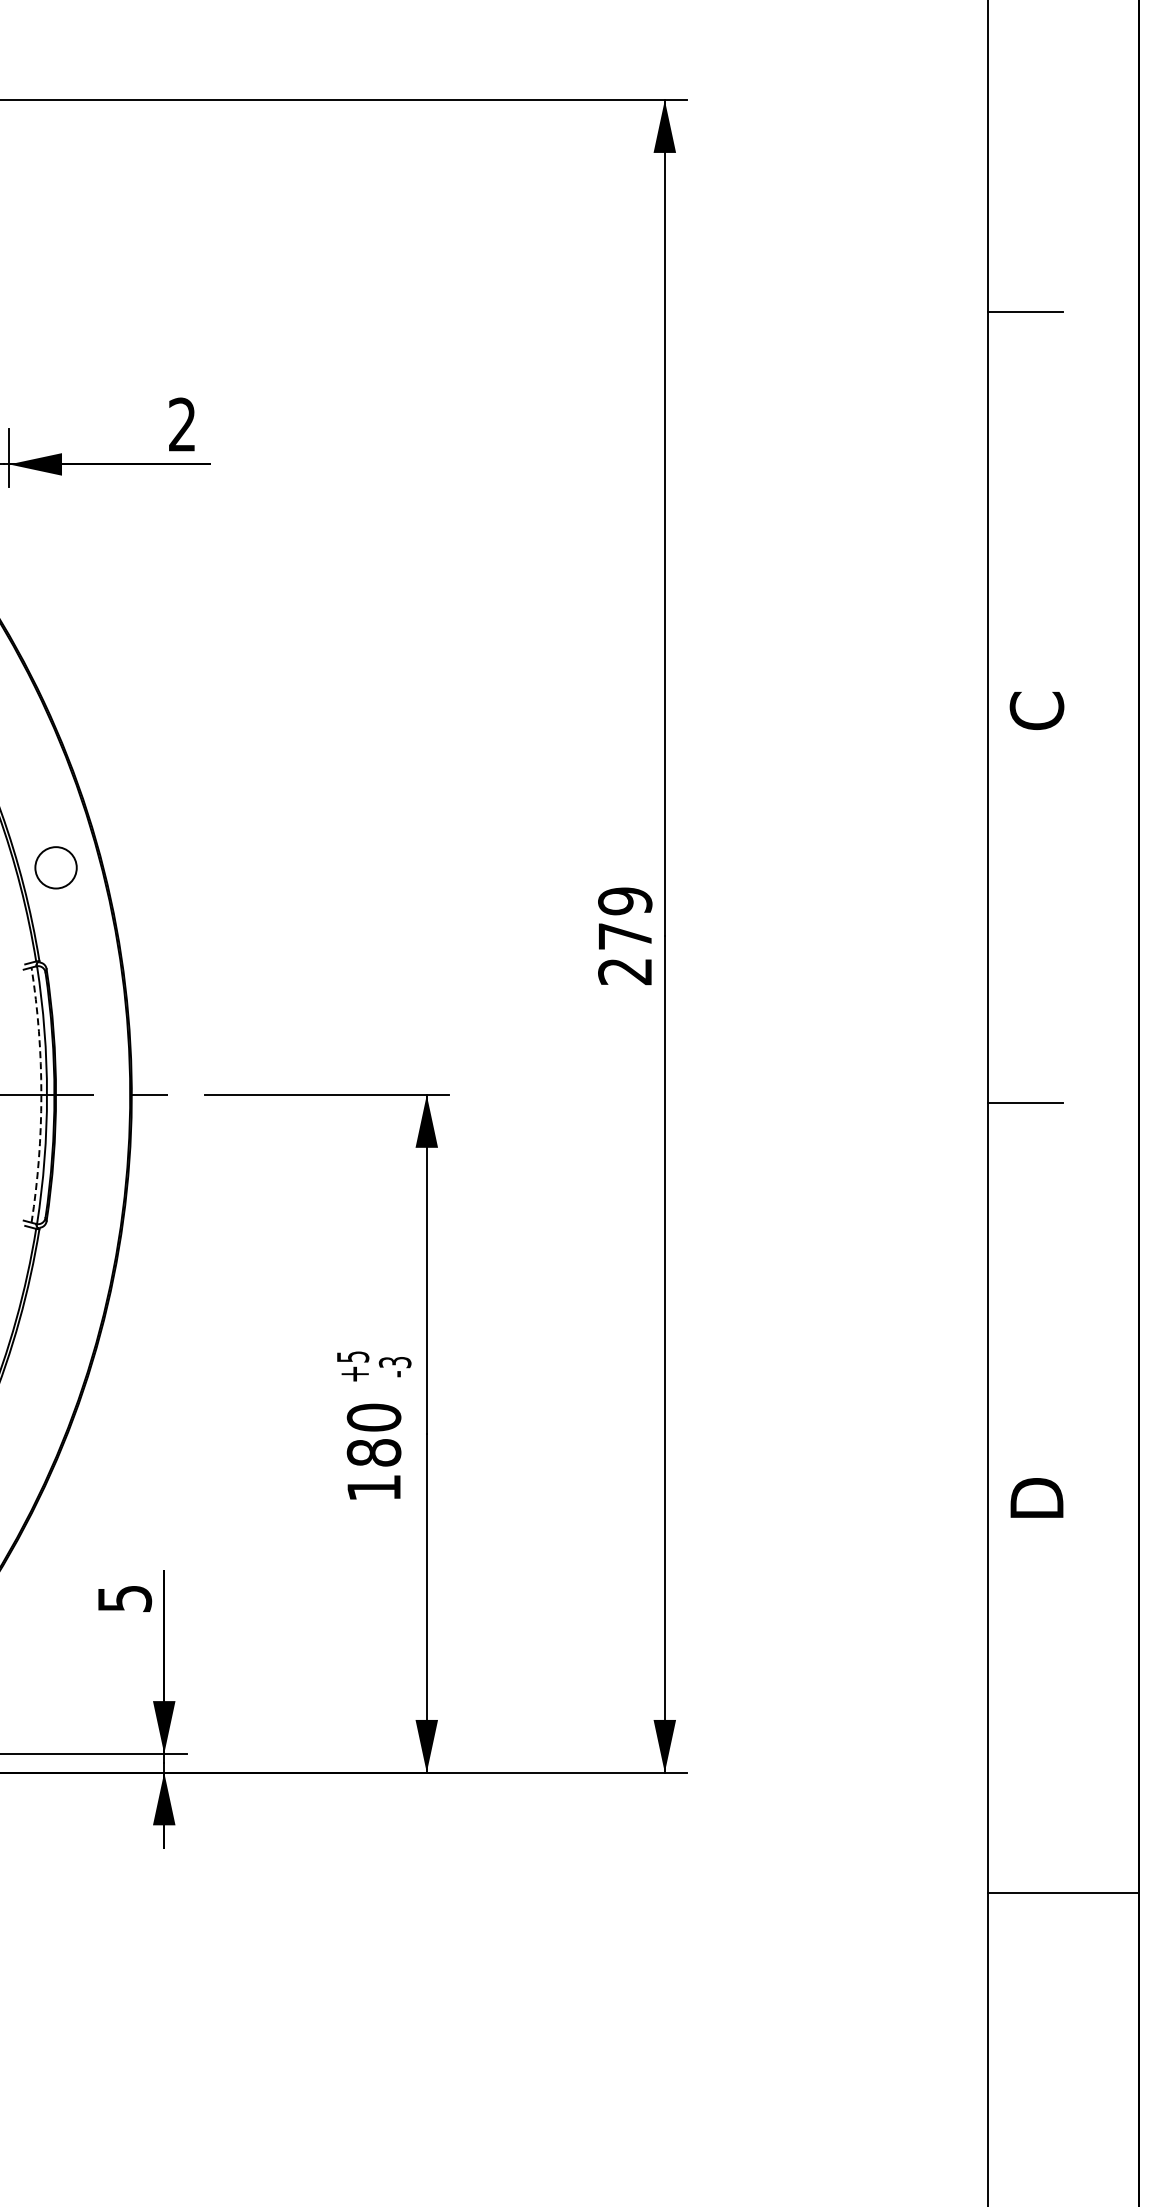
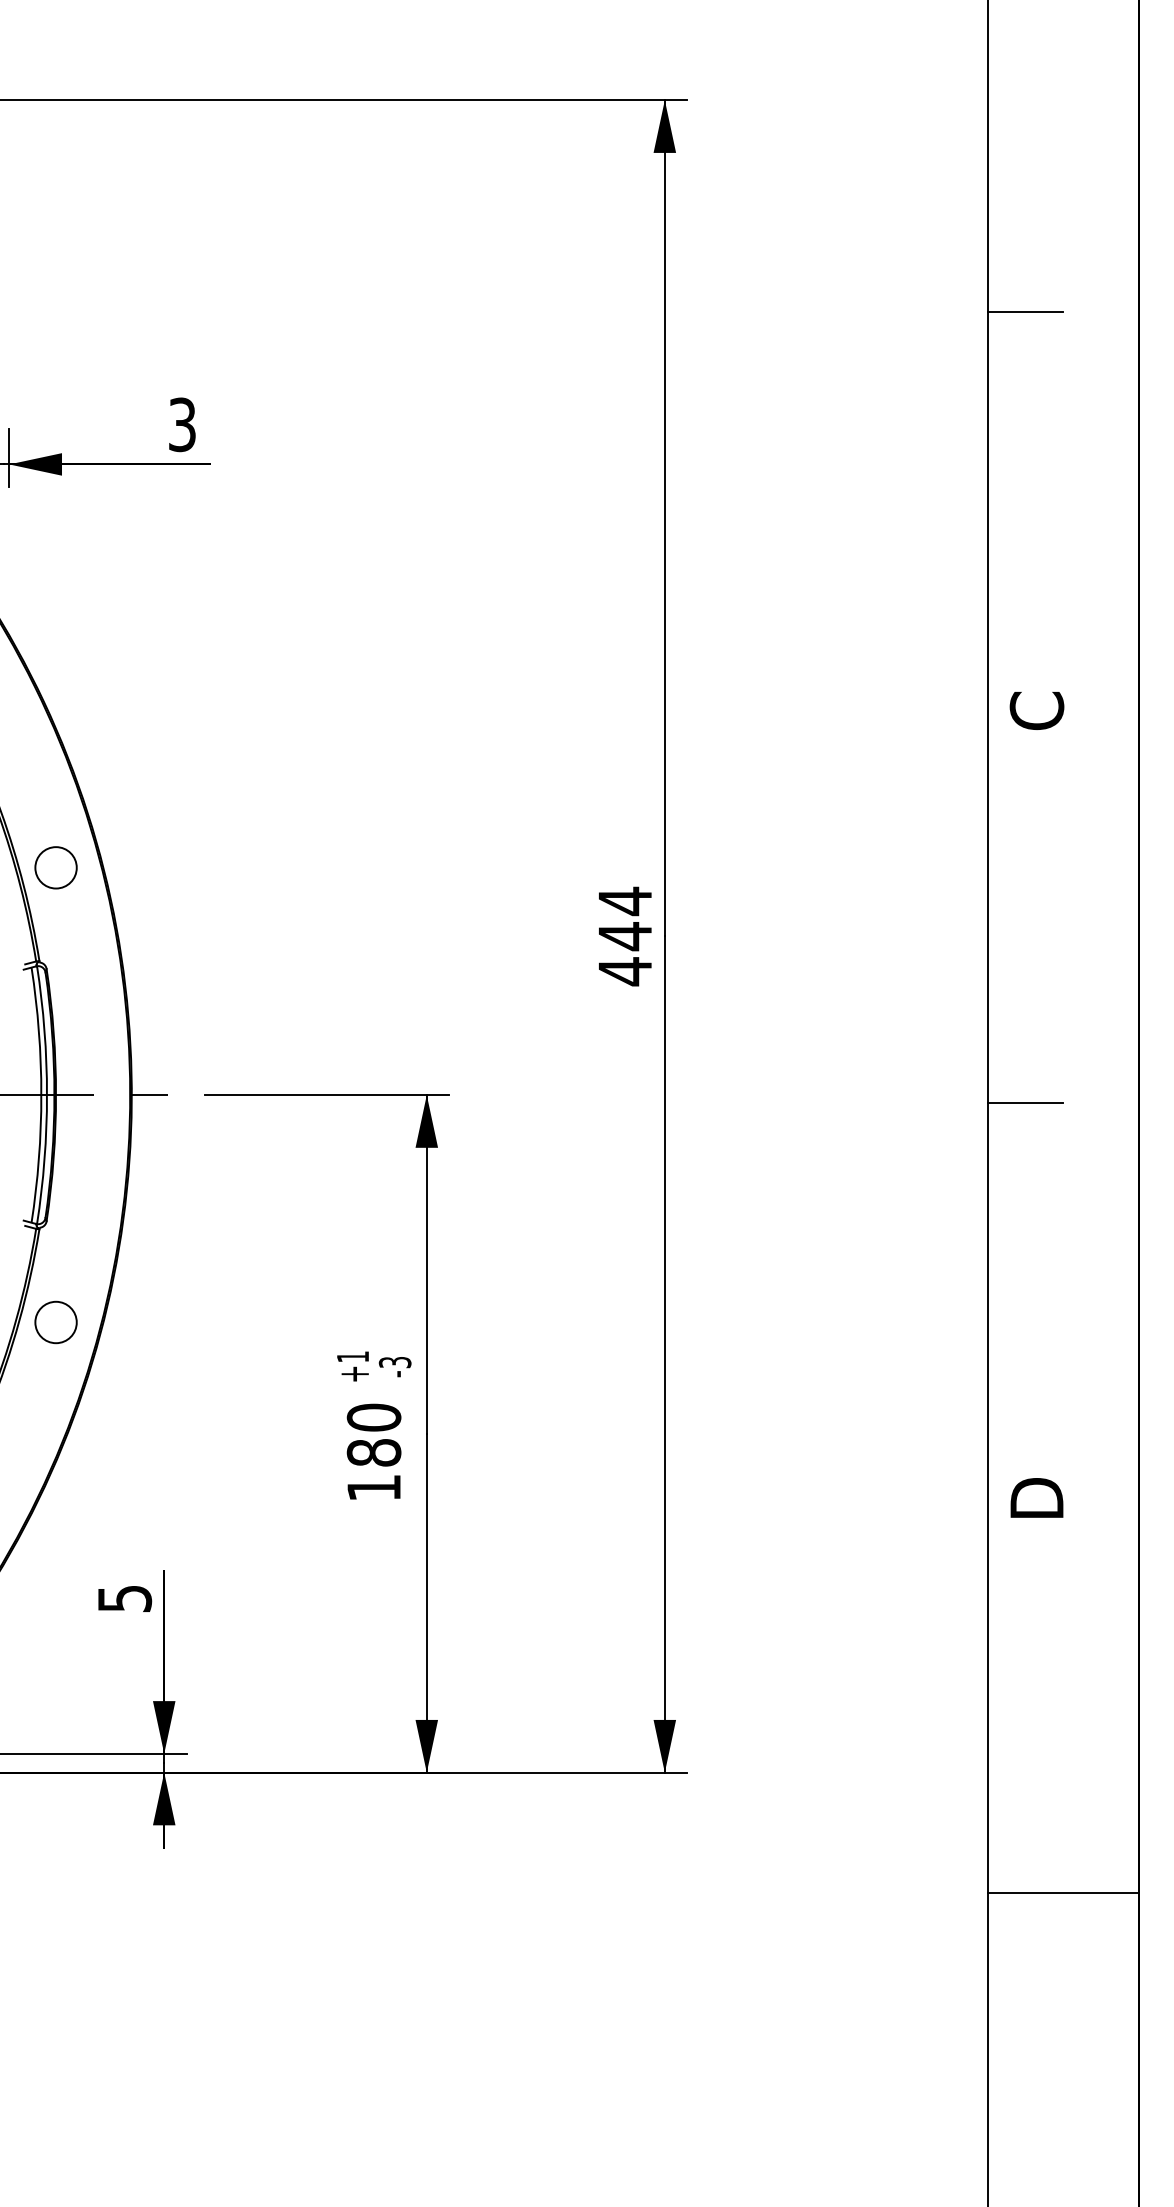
text: 2 -> 3 (182, 424)
text: 279 -> 444 (625, 936)
arc: dashed -> solid (41, 1095)
circle: none -> present (55, 1322)
text: +5 -> +1 (353, 1356)
